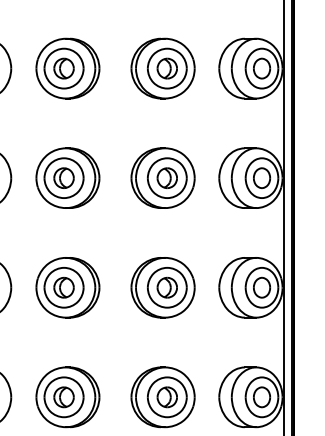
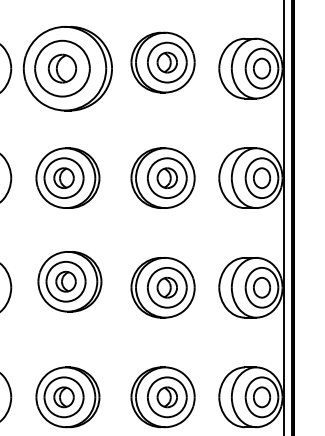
part size: 66x63 px -> 91x86 px (67, 68)
part position: (162, 68) -> (162, 62) (162, 62)
part position: (67, 287) -> (69, 281) (69, 281)
